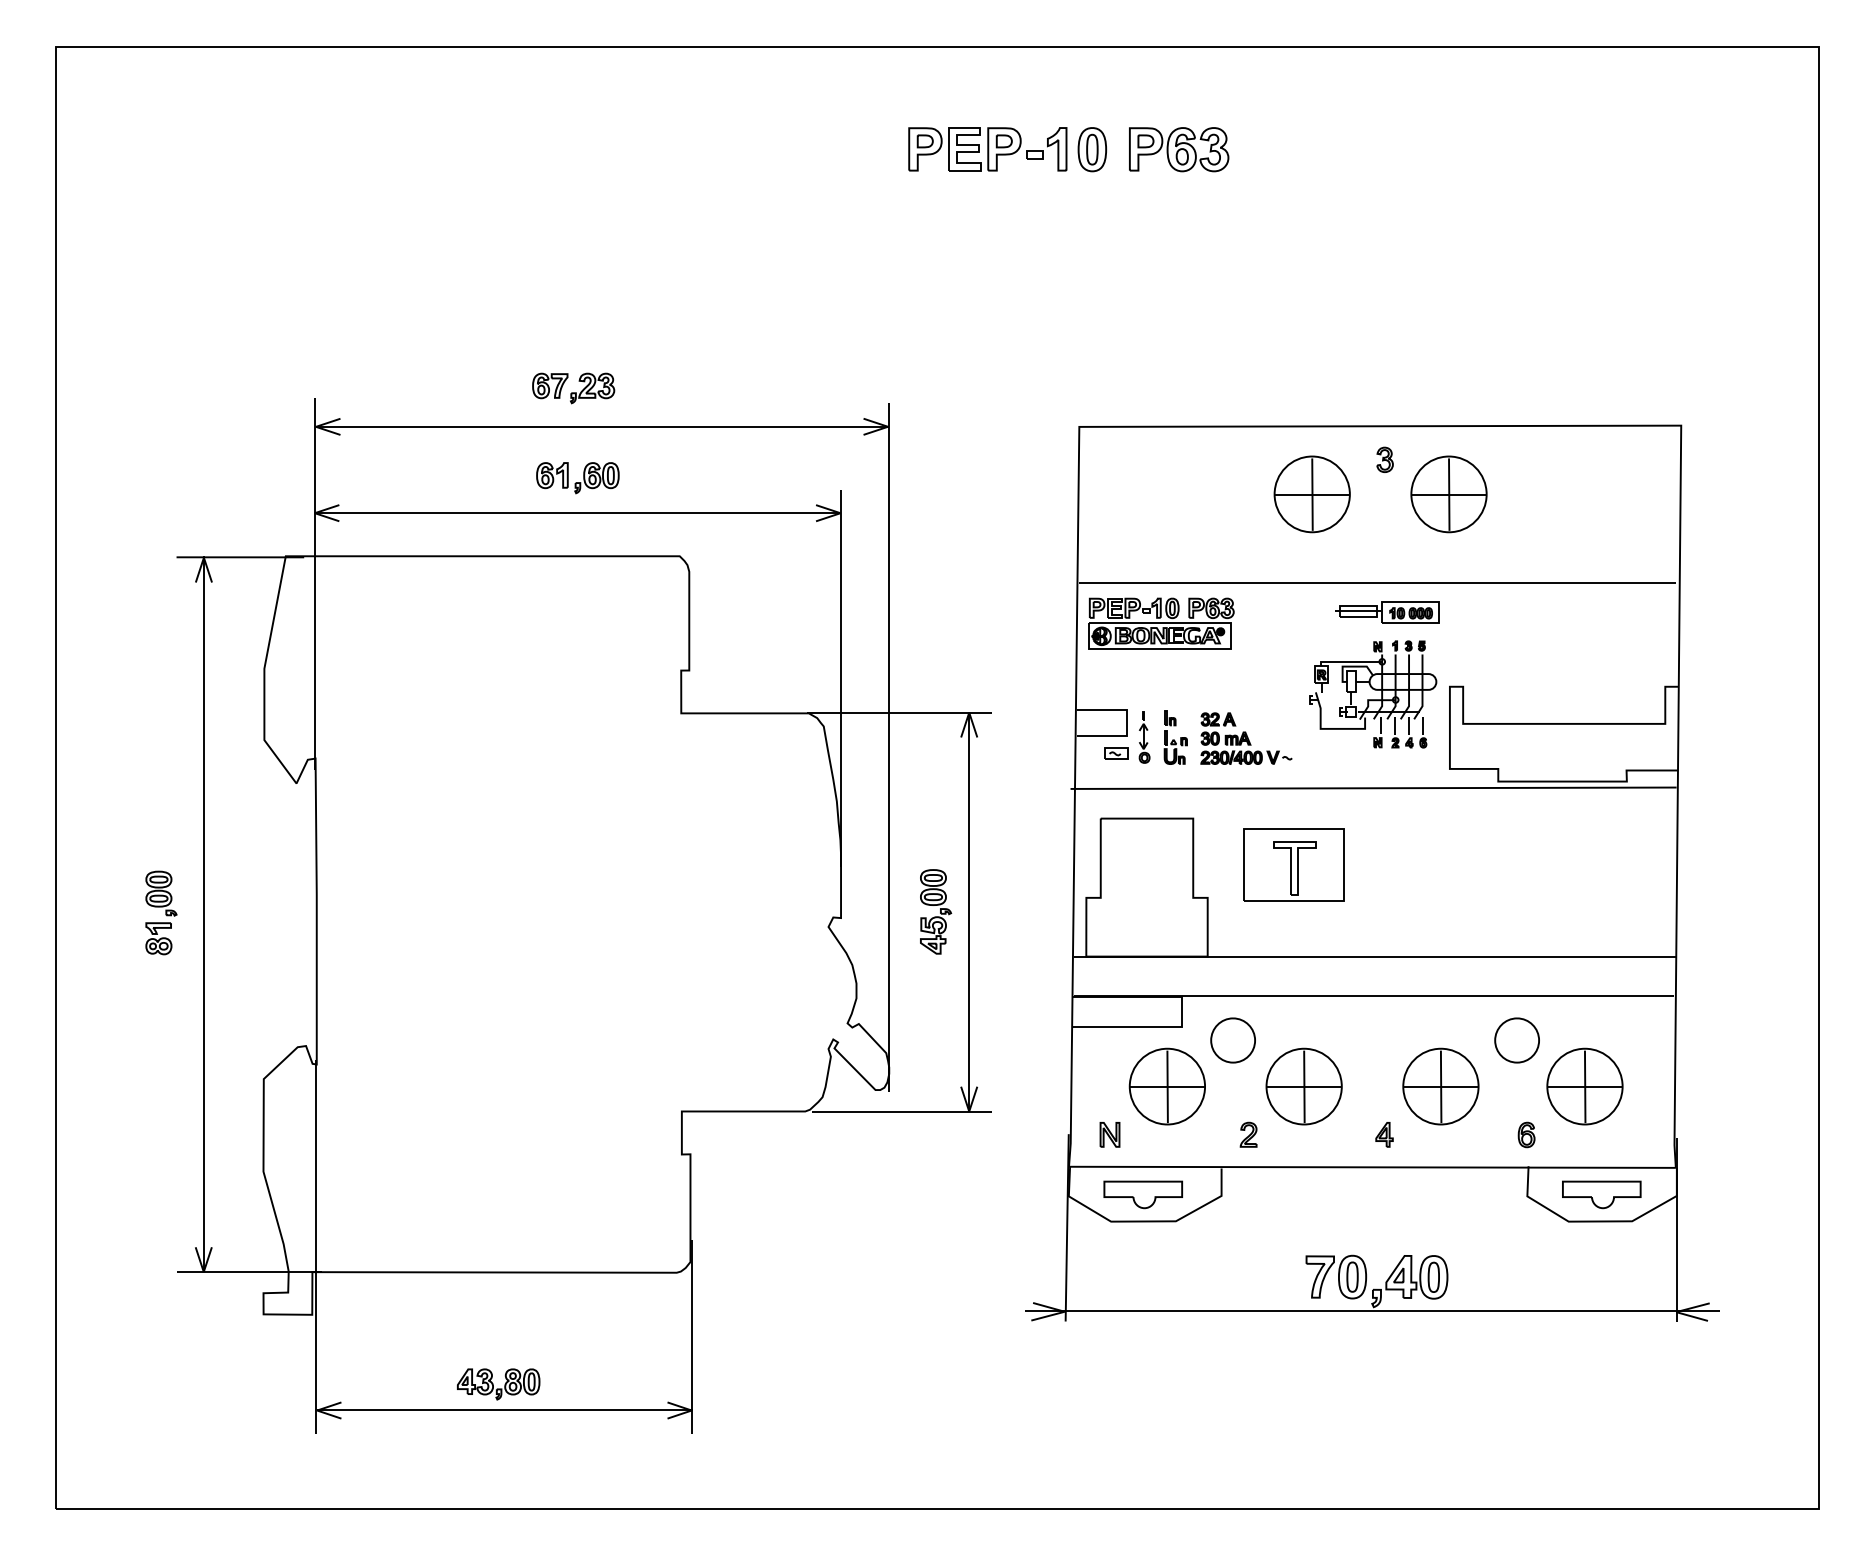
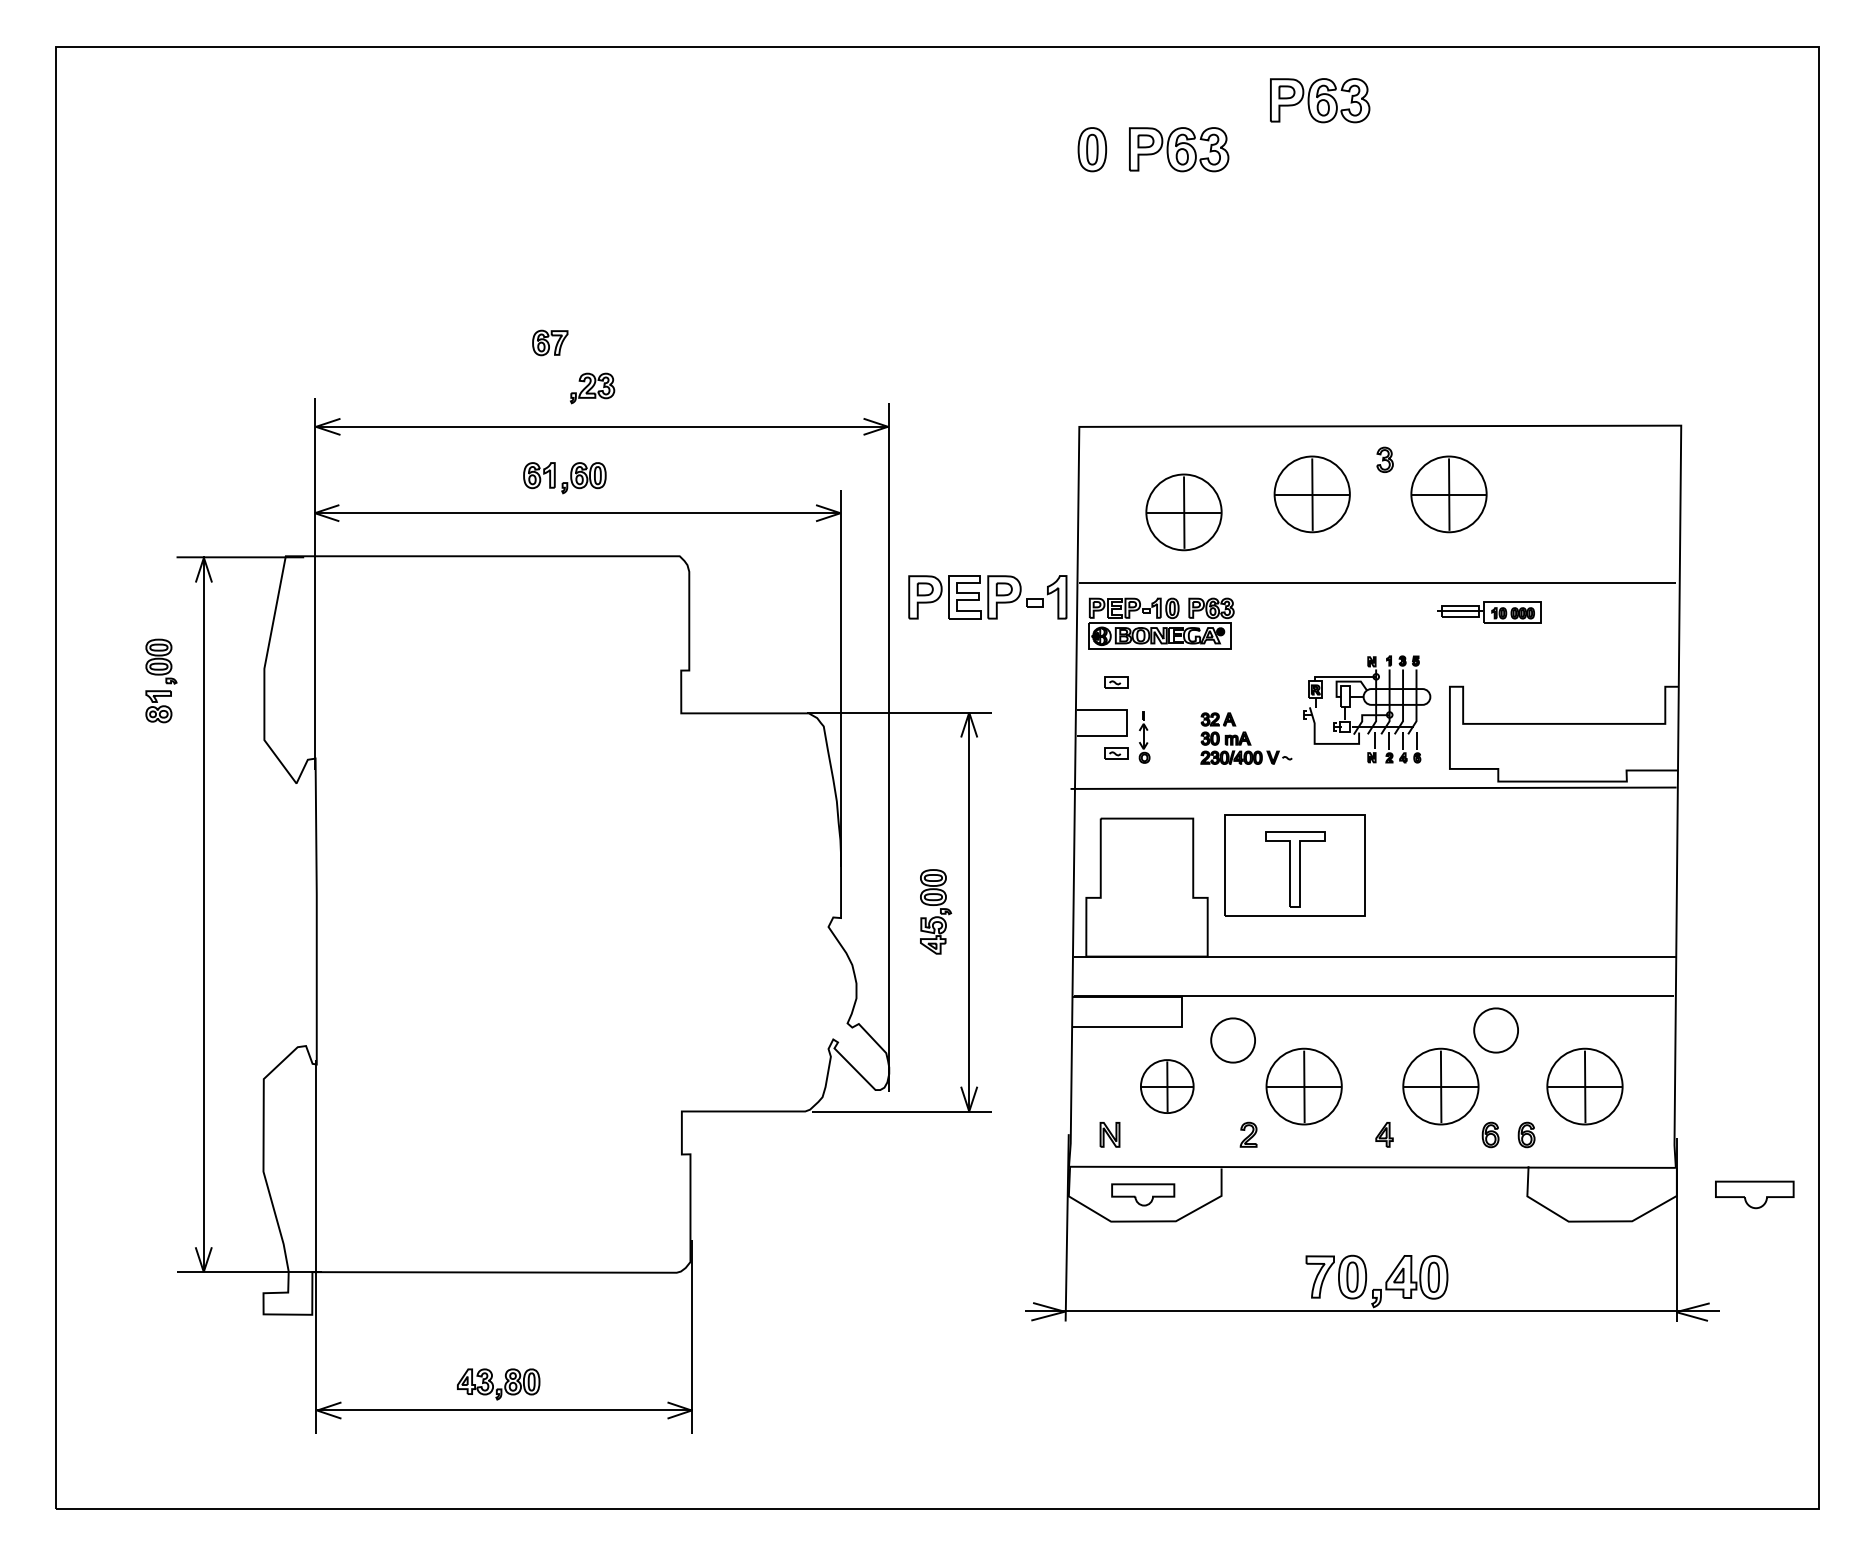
part: none -> present (1320, 100)
part position: (987, 149) -> (987, 597) (987, 597)
part position: (550, 385) -> (550, 342) (550, 342)
part position: (577, 478) -> (564, 478) (564, 478)
part: none -> present (1183, 512)
part position: (1387, 612) -> (1489, 612) (1489, 612)
part: none -> present (1116, 682)
part position: (1373, 694) -> (1367, 709) (1367, 709)
part: present -> none (1175, 737)
part size: 102x74 px -> 142x103 px (1294, 865)
part position: (161, 912) -> (161, 680) (161, 680)
part position: (1516, 1040) -> (1495, 1030) (1495, 1030)
part size: 78x79 px -> 55x55 px (1167, 1086)
part: none -> present (1490, 1134)
part size: 80x30 px -> 65x24 px (1143, 1194)
part position: (1601, 1194) -> (1754, 1194) (1754, 1194)
